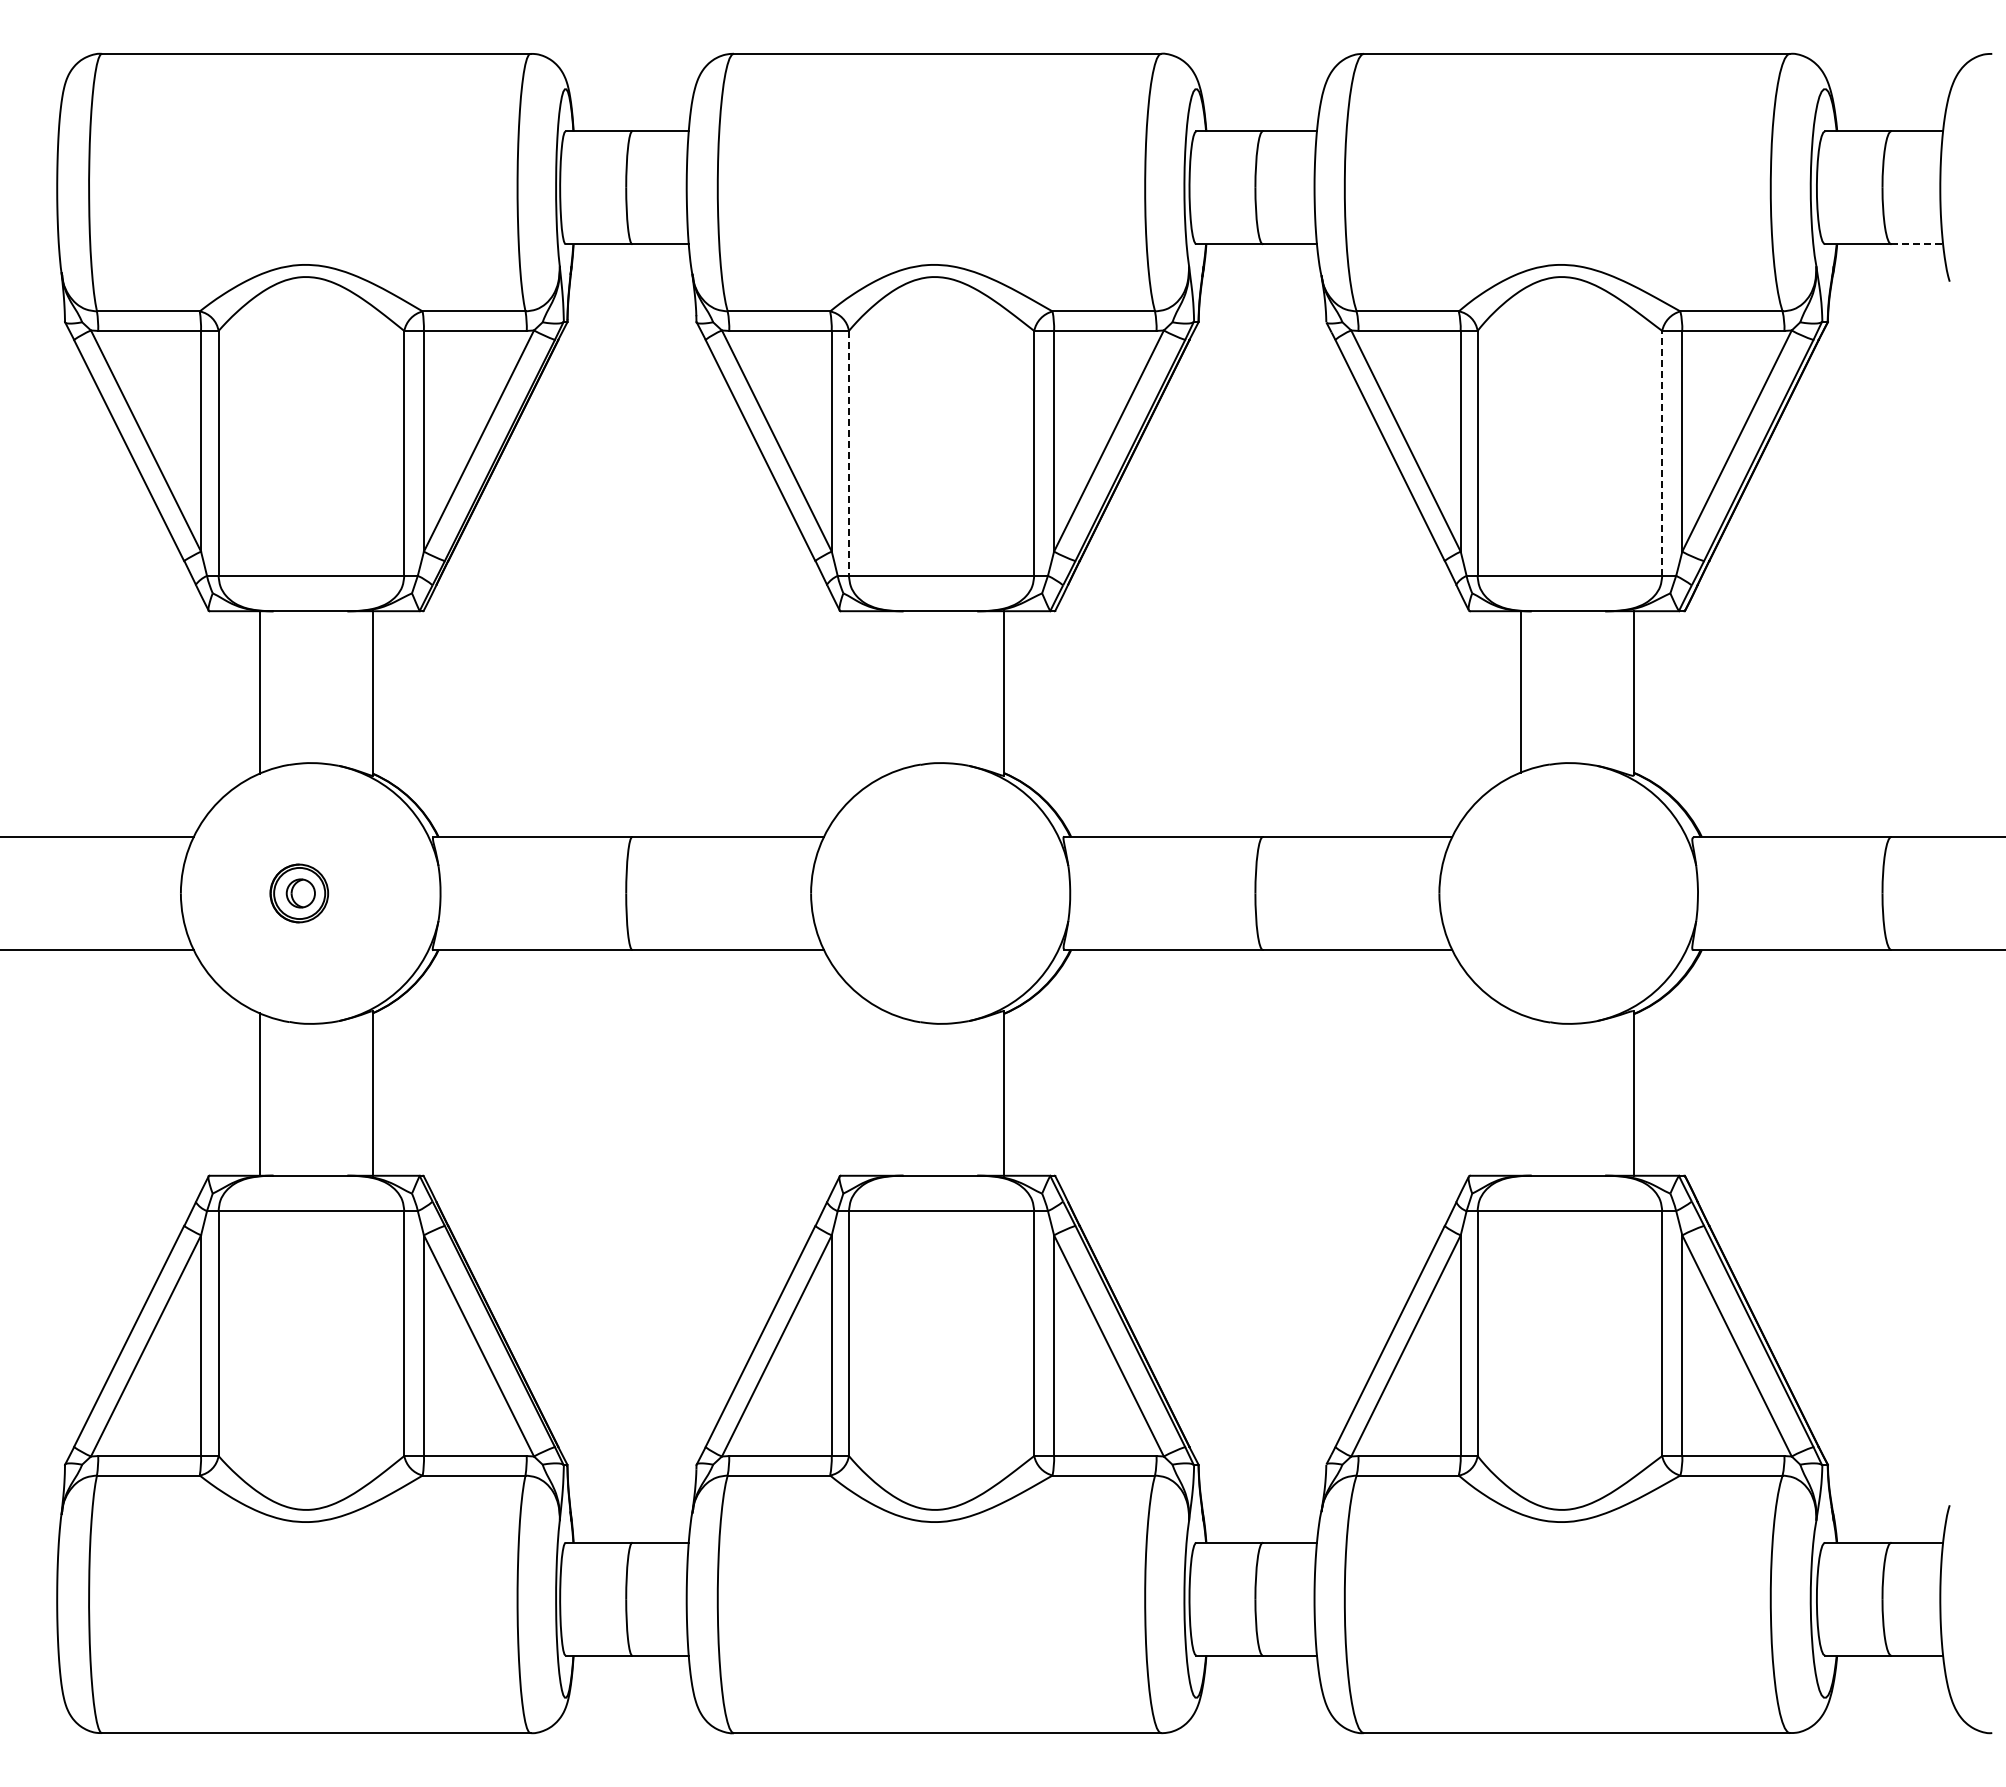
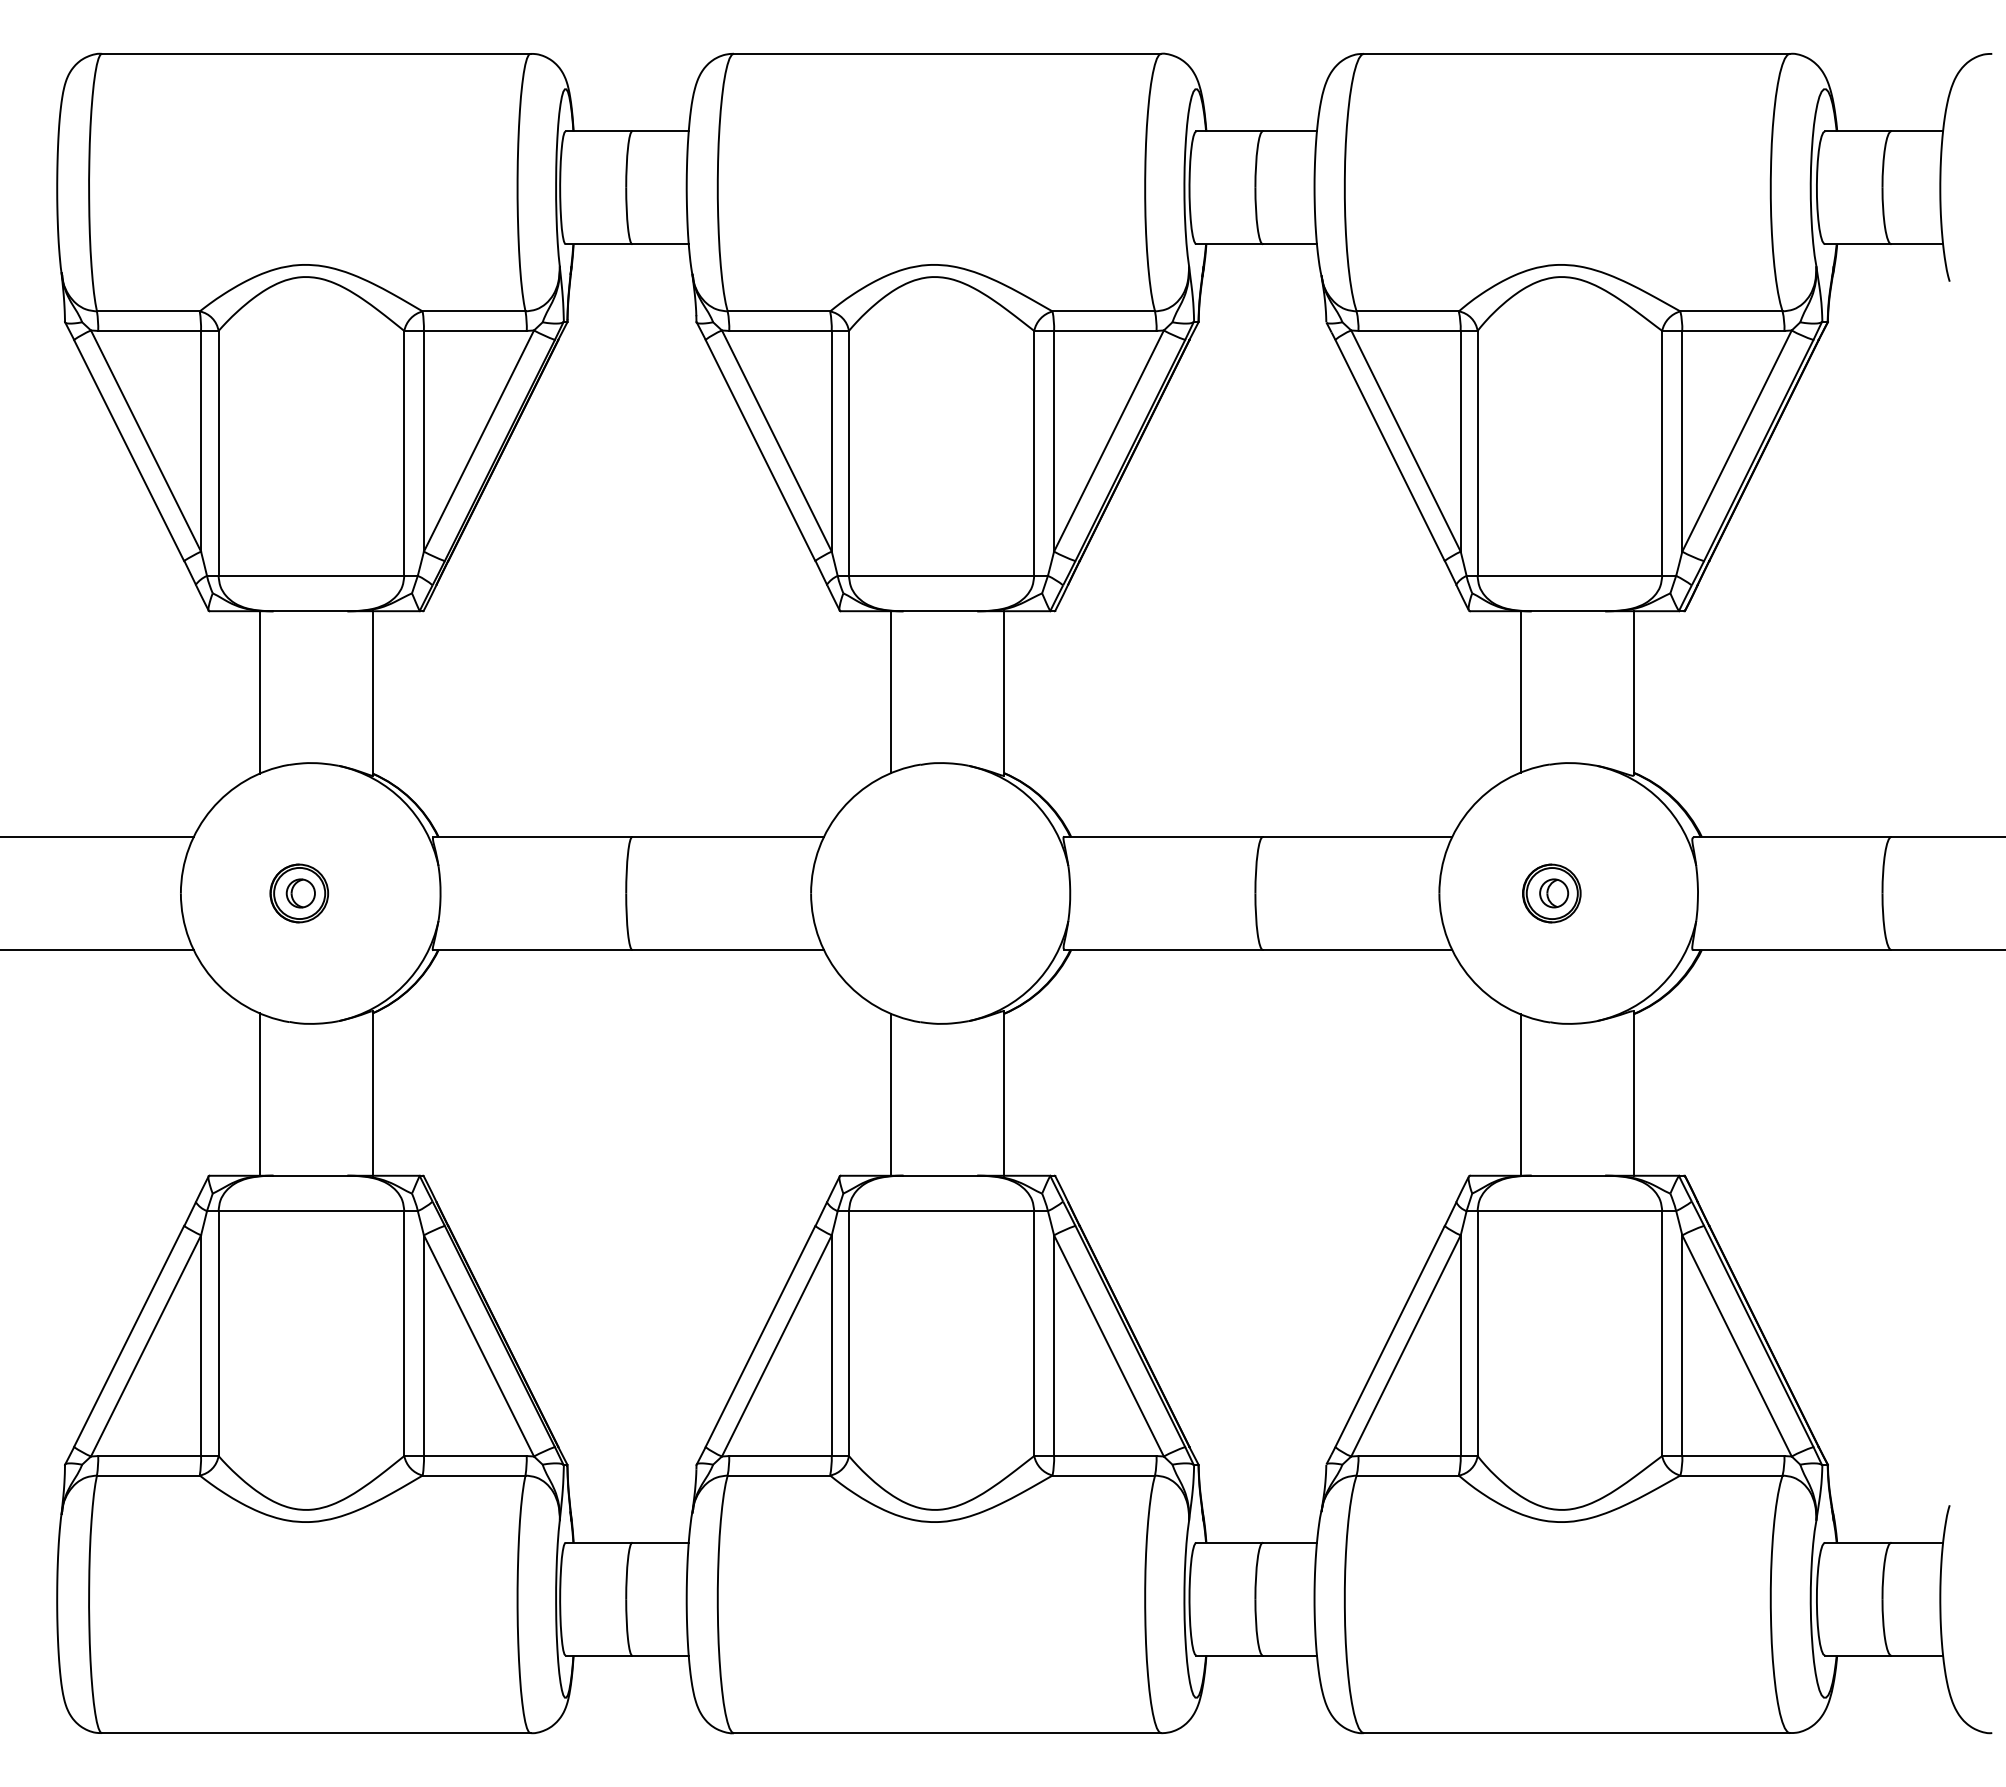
line: dashed -> solid (1917, 244)
line: dashed -> solid (1662, 452)
line: dashed -> solid (848, 453)
line: none -> present (891, 692)
part: none -> present (1551, 893)
line: none -> present (891, 1094)
line: none -> present (1520, 1094)
